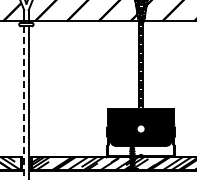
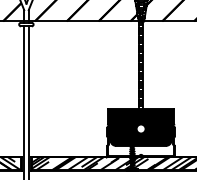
line: dashed -> solid (24, 103)
